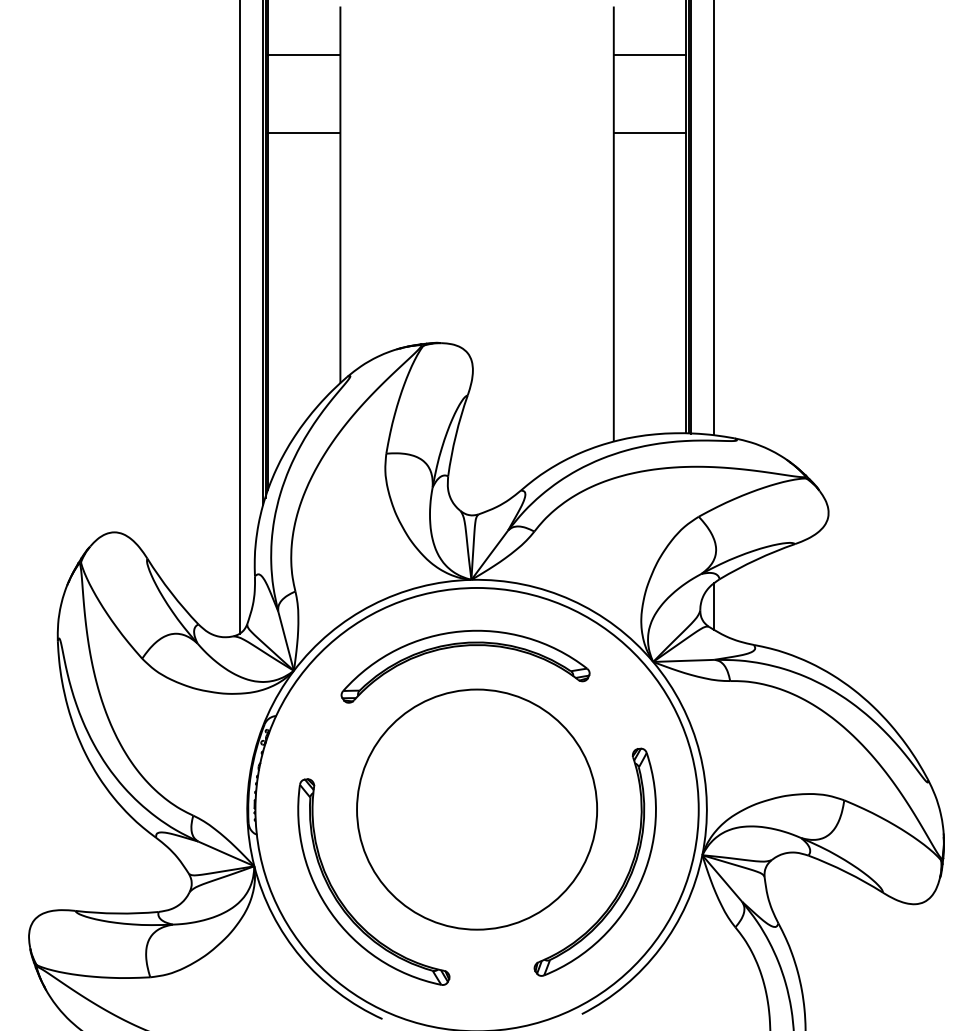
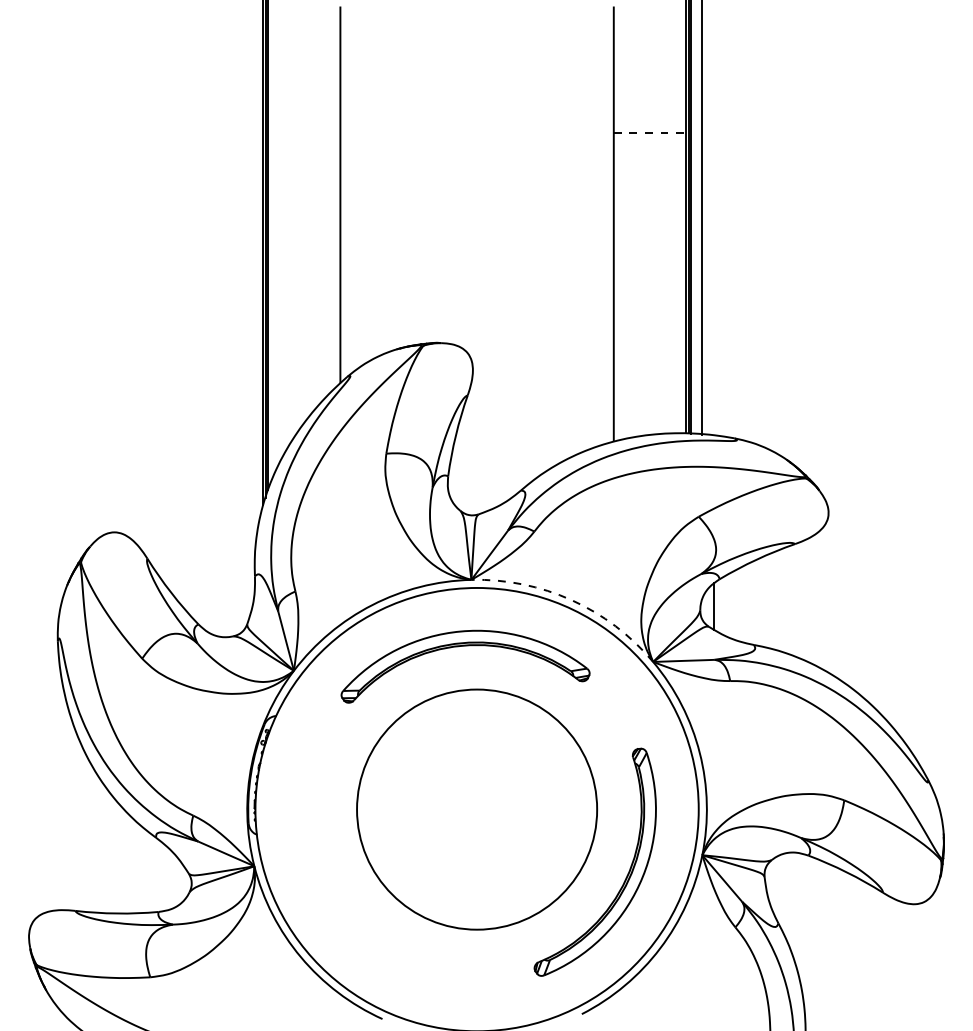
line: present -> none (303, 55)
line: present -> none (649, 55)
line: present -> none (303, 133)
line: solid -> dashed (650, 133)
line position: (714, 218) -> (702, 218) (702, 218)
line: present -> none (239, 317)
arc: solid -> dashed (571, 600)
part: present -> none (343, 903)
